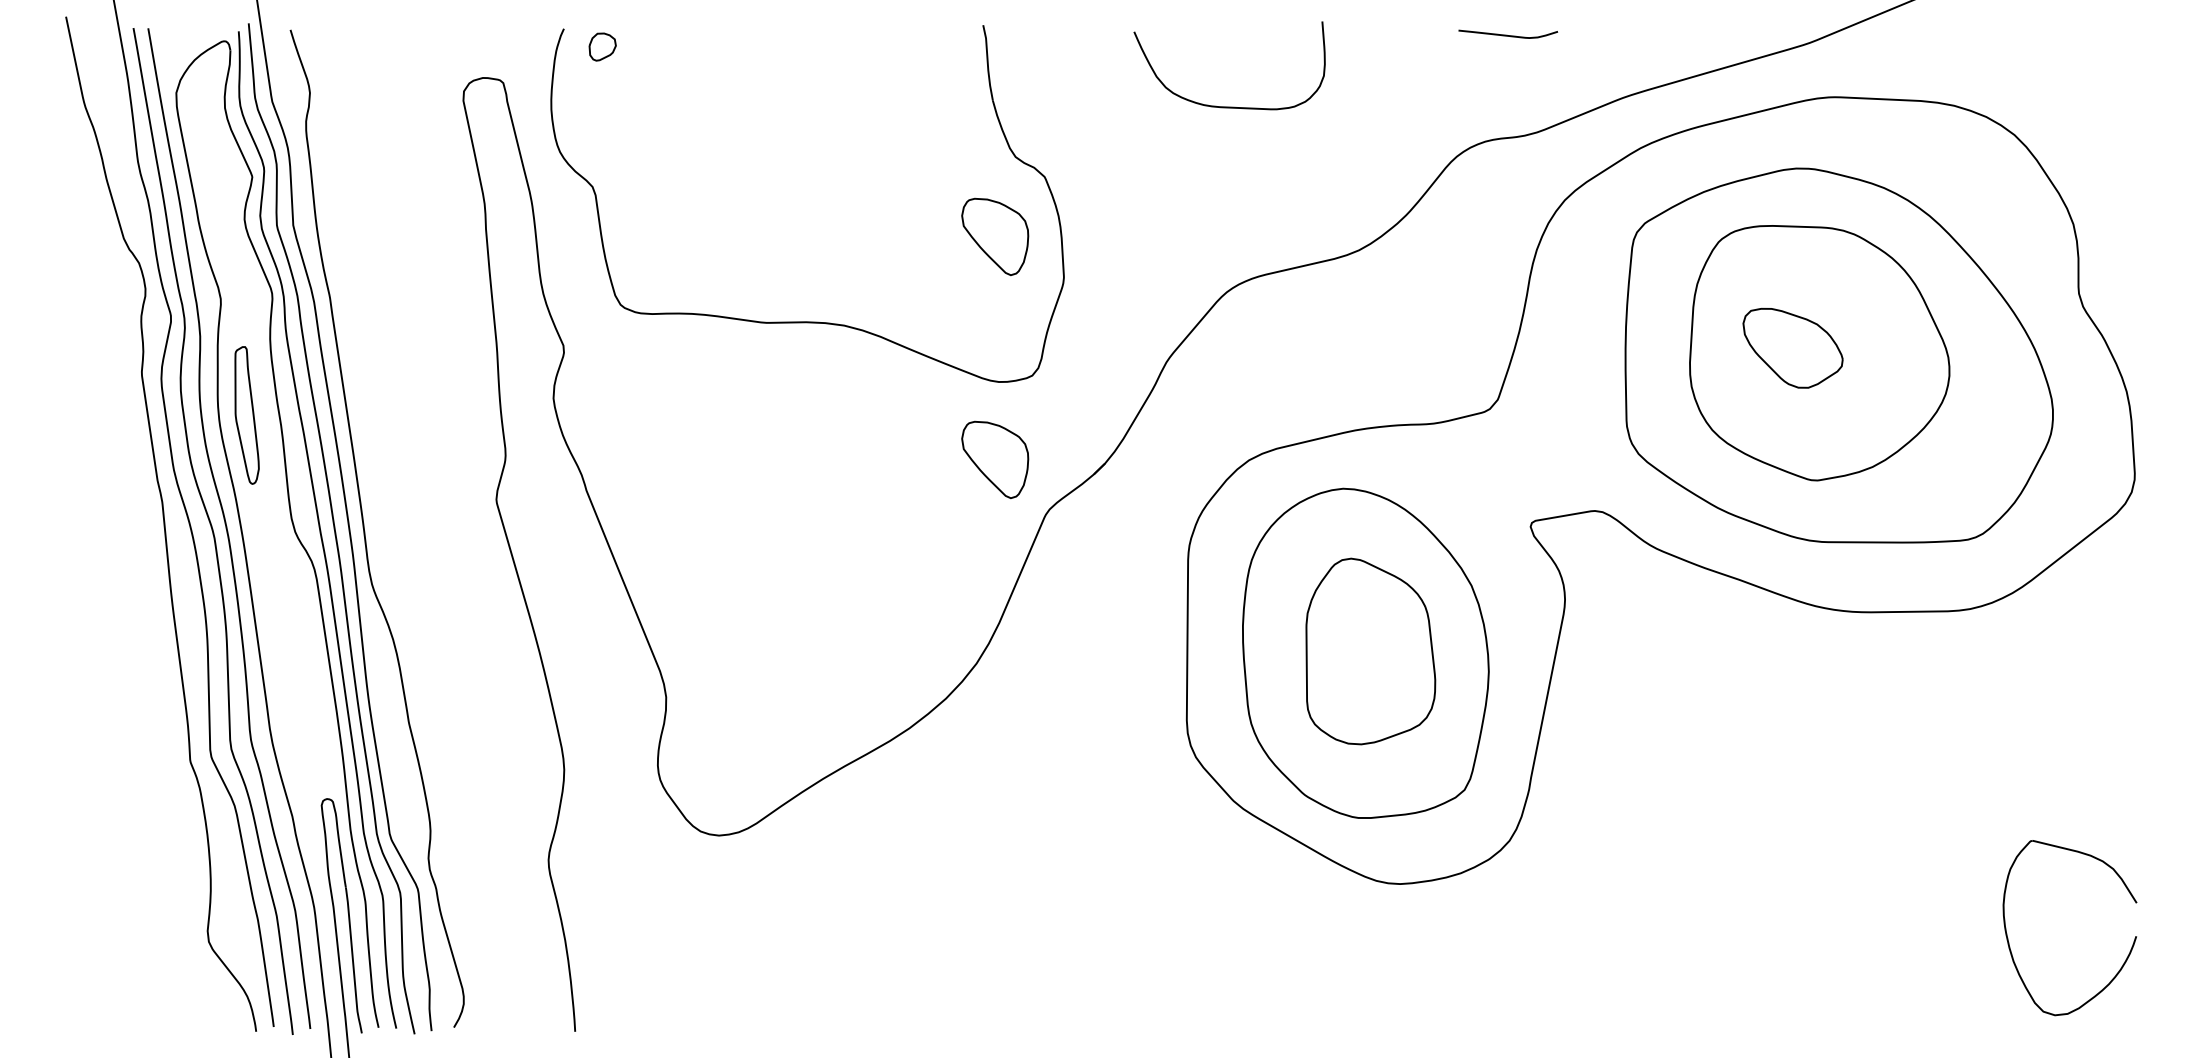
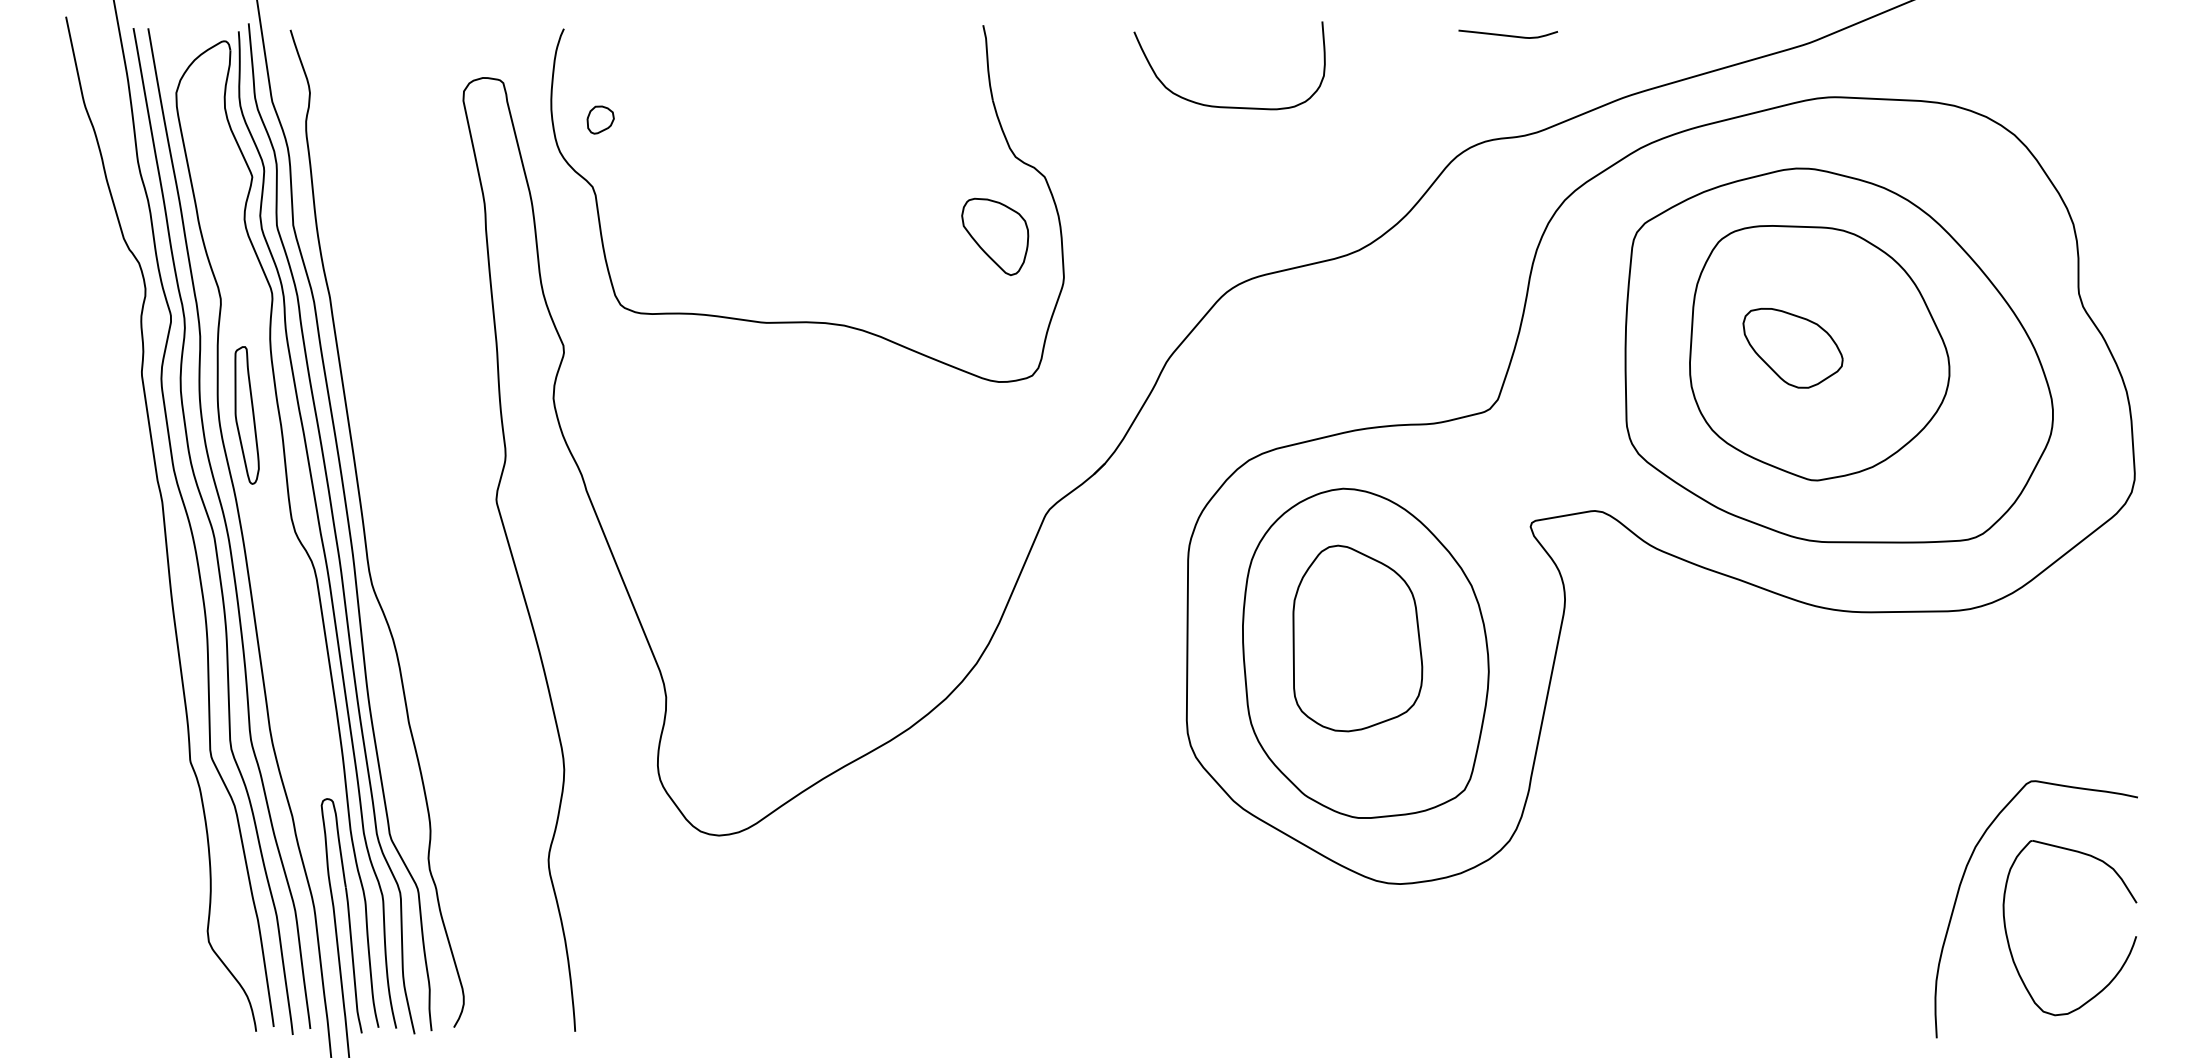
part position: (602, 46) -> (600, 119) (600, 119)
part: present -> none (995, 459)
part position: (1370, 651) -> (1357, 638) (1357, 638)
curve: none -> present (1959, 891)
